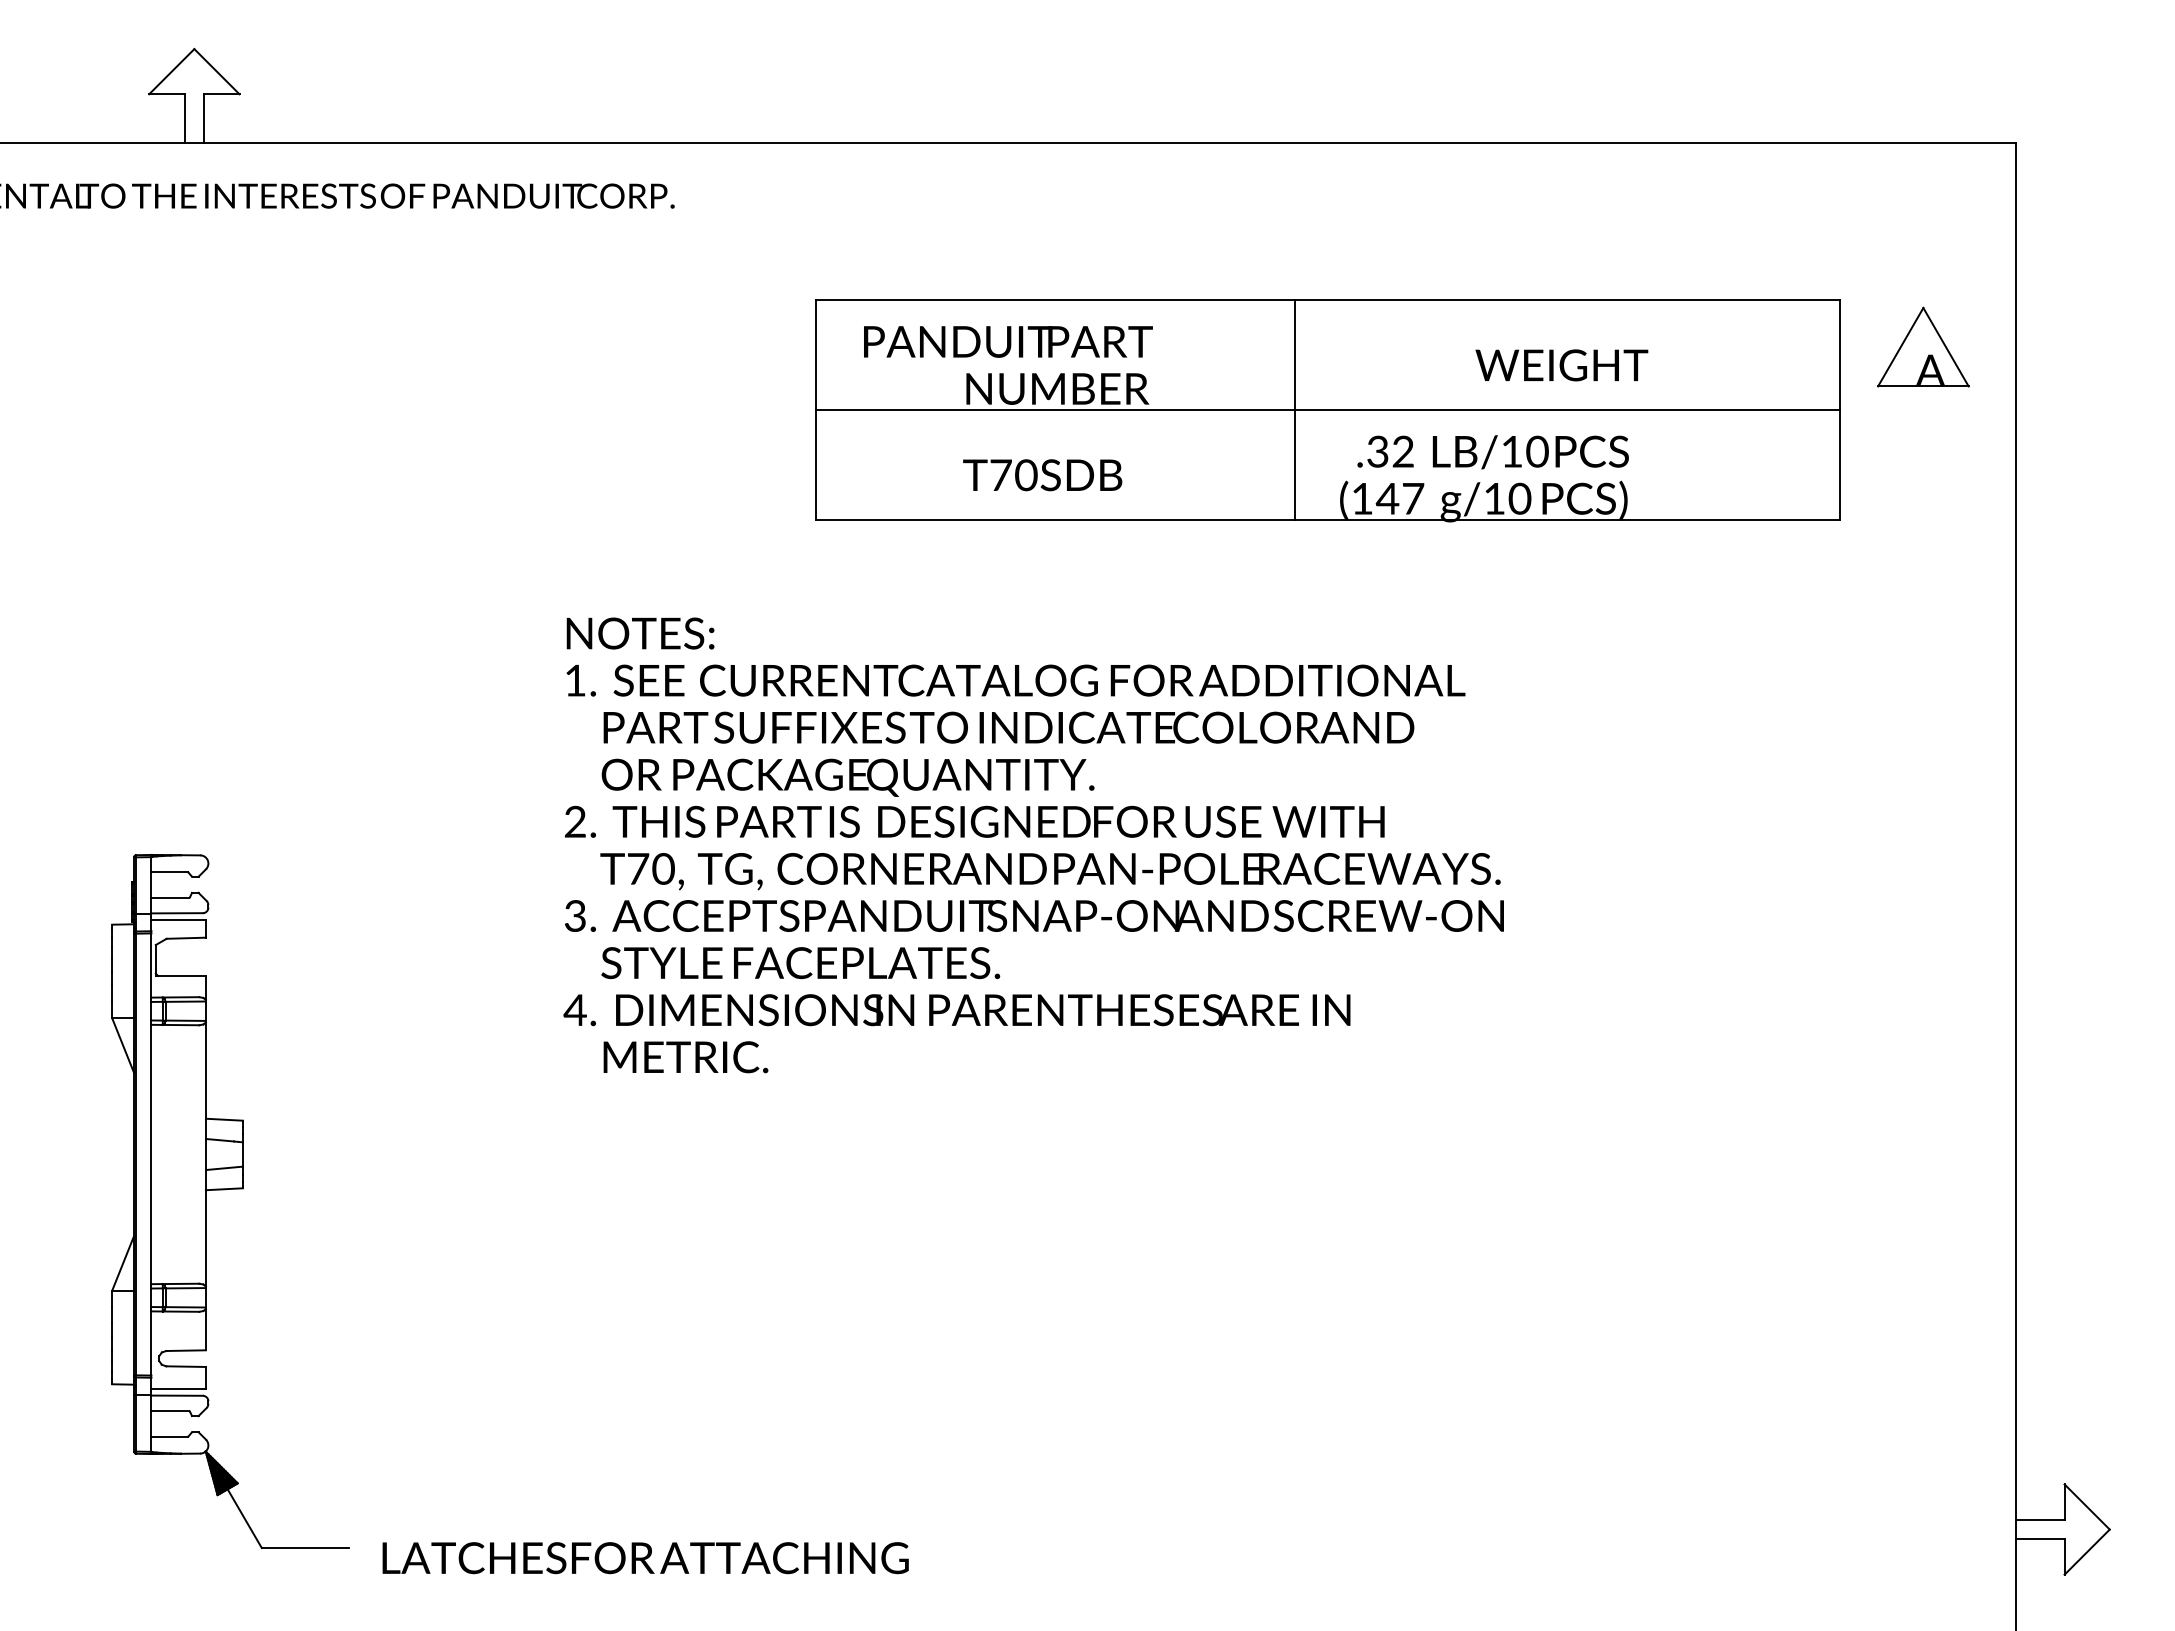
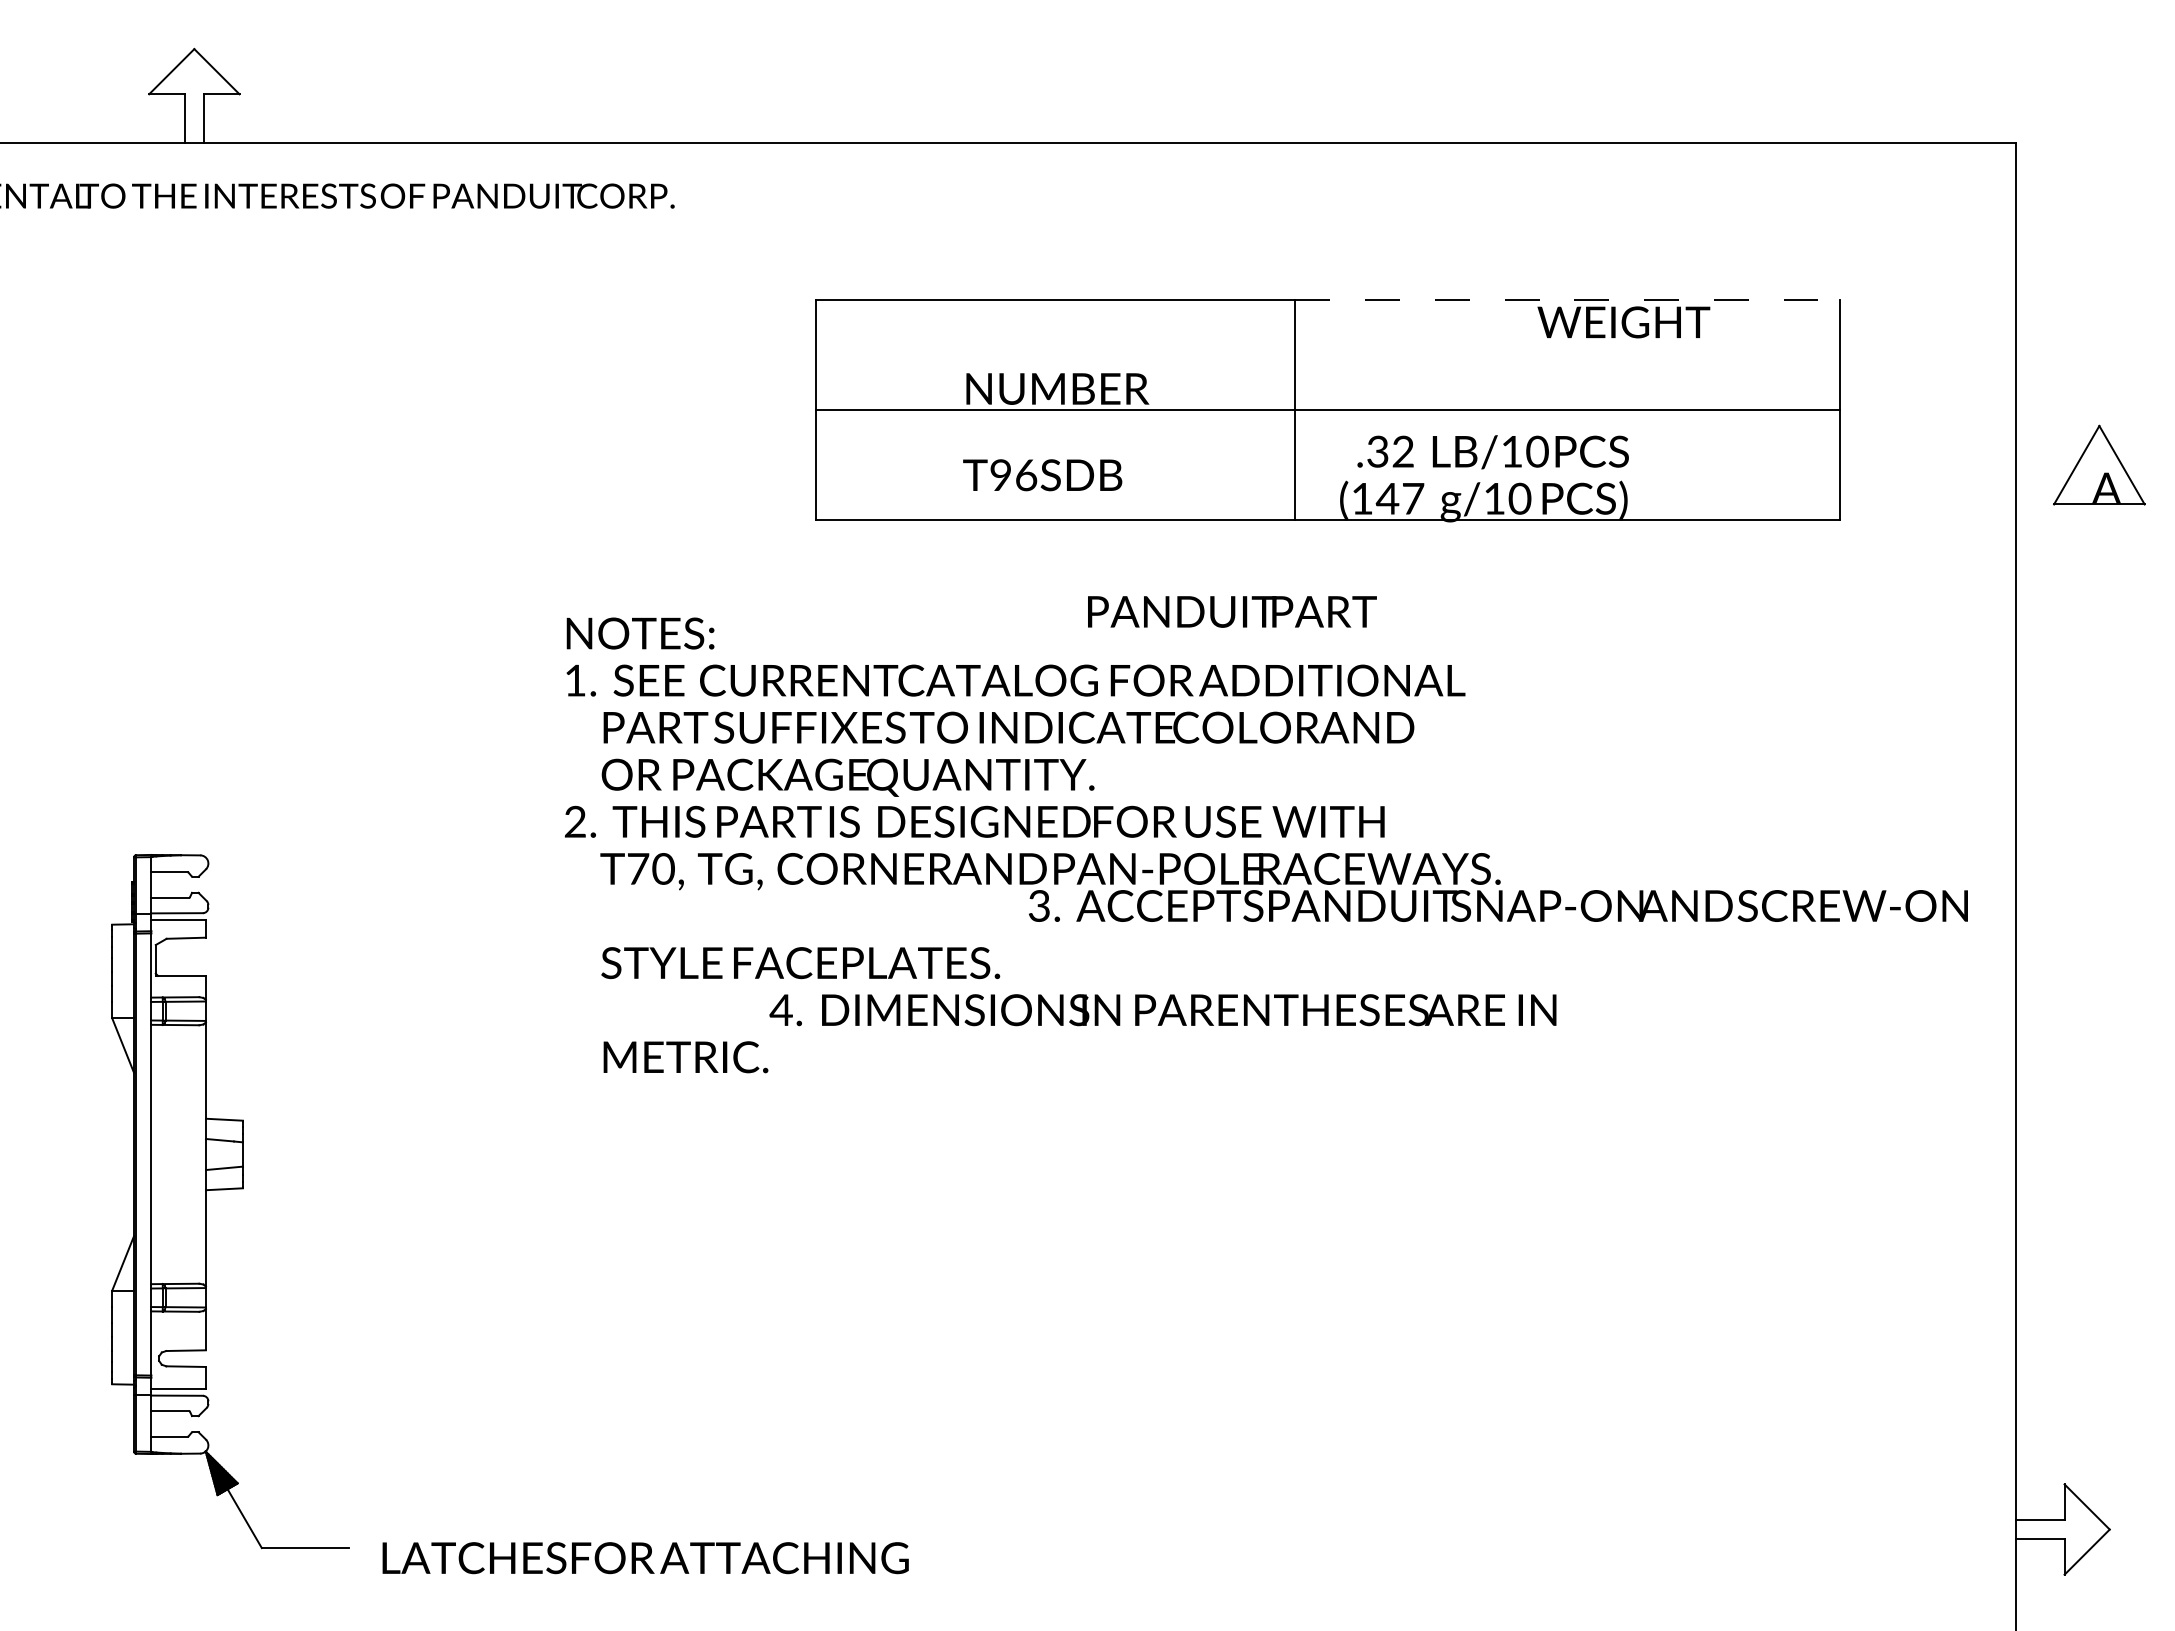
line: solid -> dashed (1568, 300)
text position: (1008, 341) -> (1232, 611) (1232, 611)
part position: (1923, 346) -> (2099, 464) (2099, 464)
text position: (1561, 365) -> (1623, 322) (1623, 322)
text: T70SDB -> T96SDB (1013, 474)
text position: (1034, 915) -> (1498, 905) (1498, 905)
text position: (956, 1010) -> (1162, 1010) (1162, 1010)
